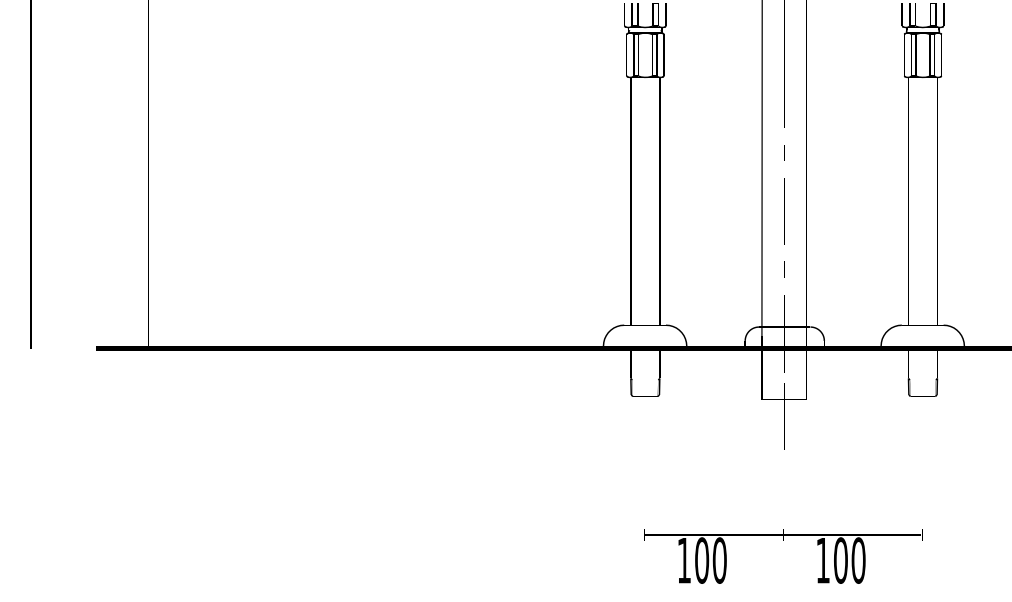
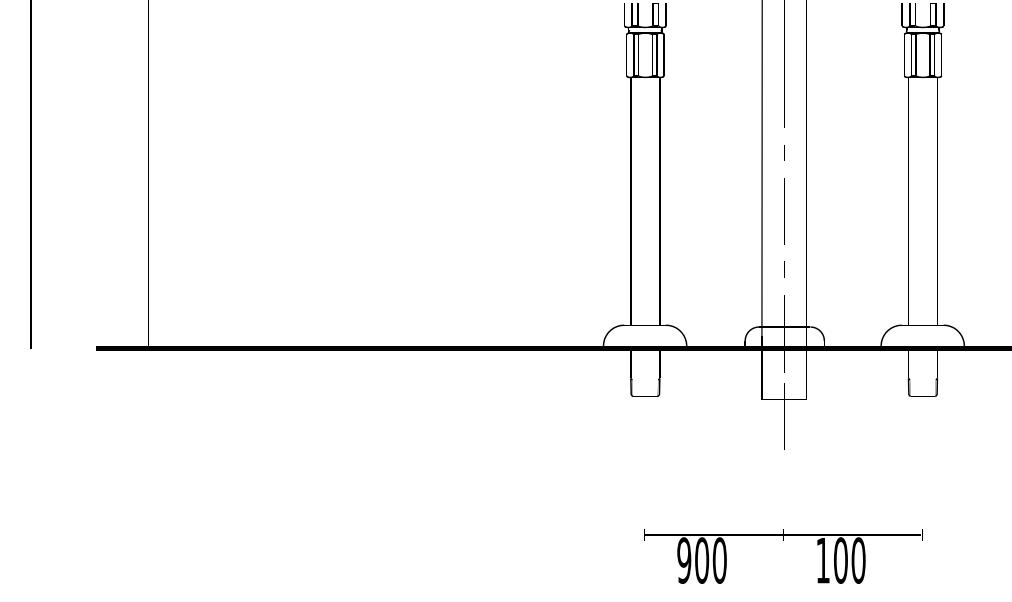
text: 100 -> 900 (684, 560)
